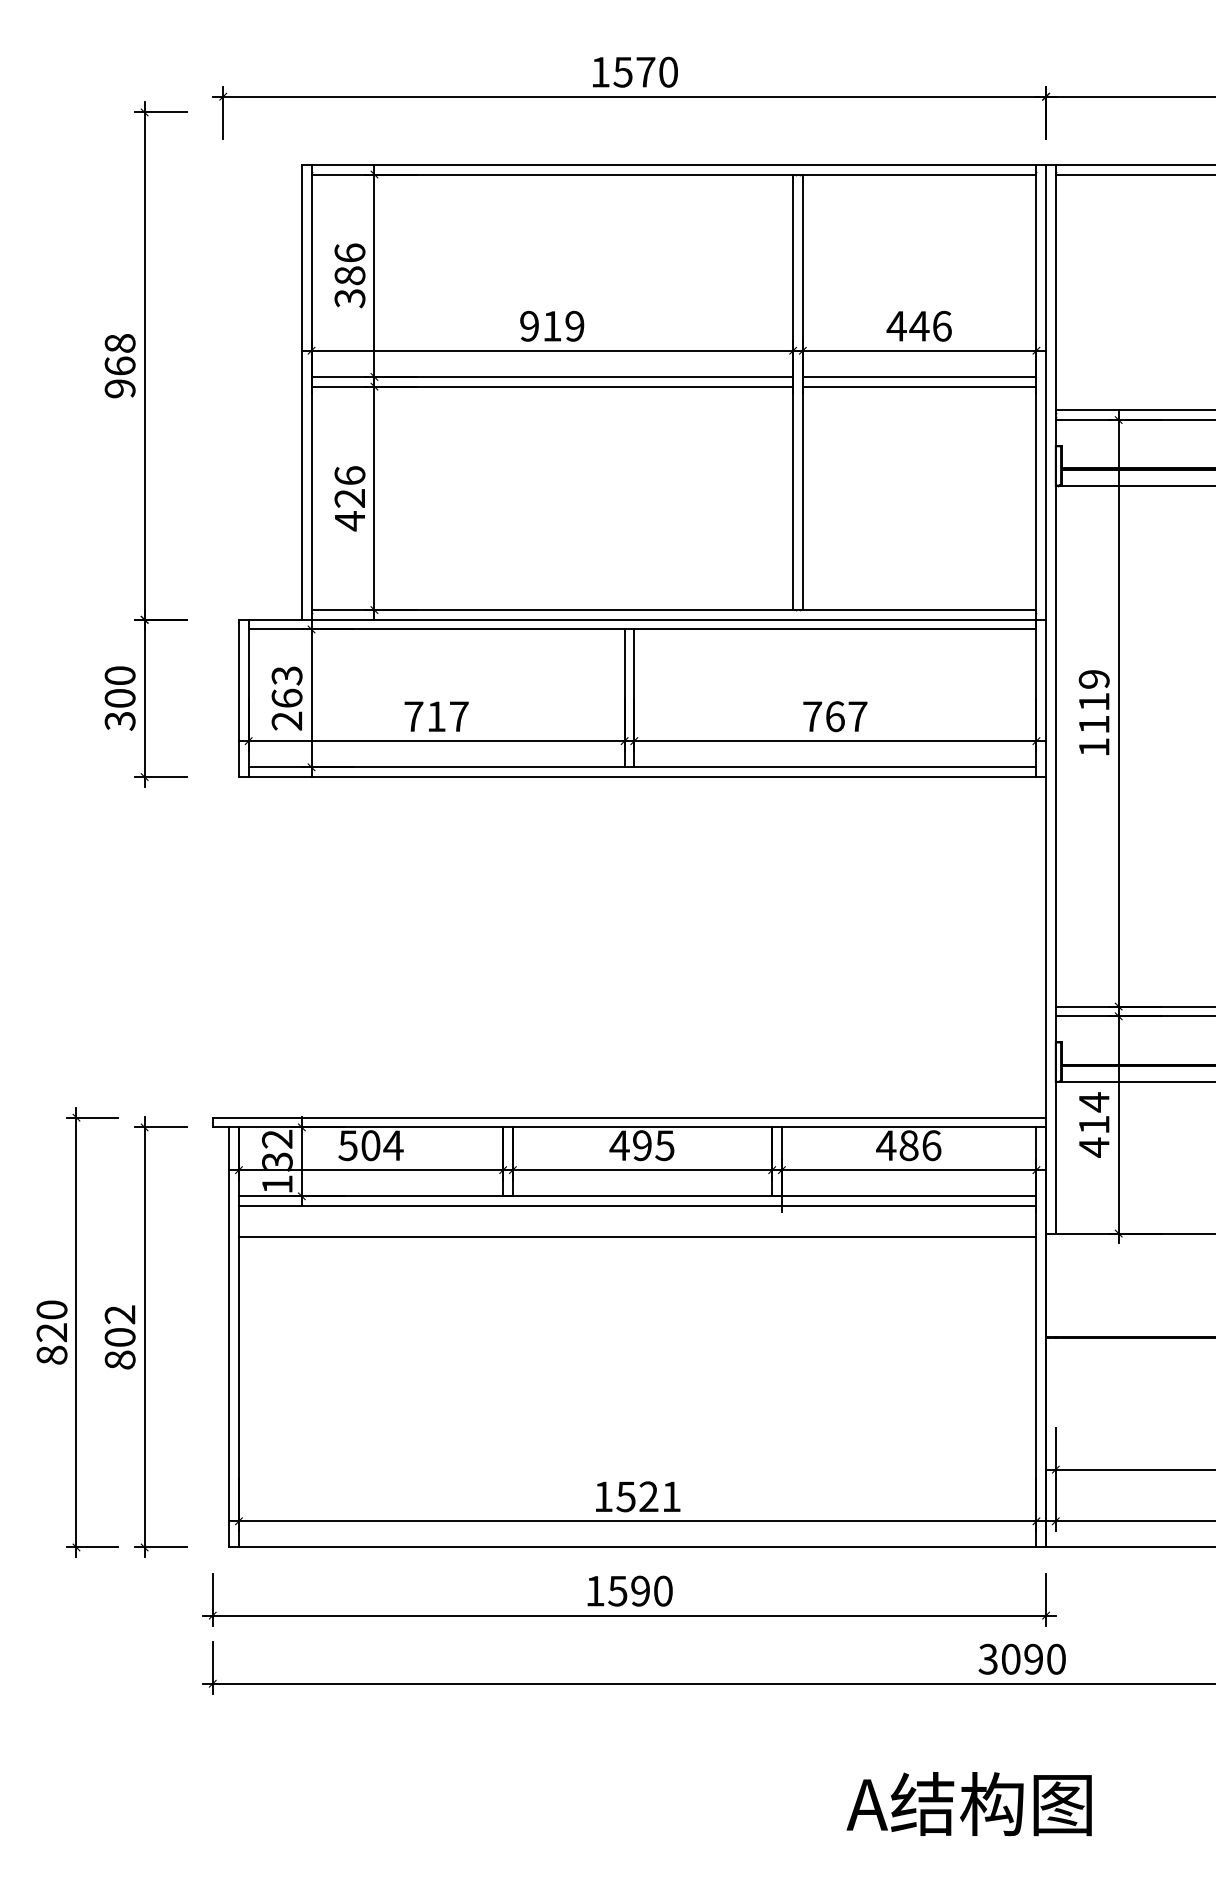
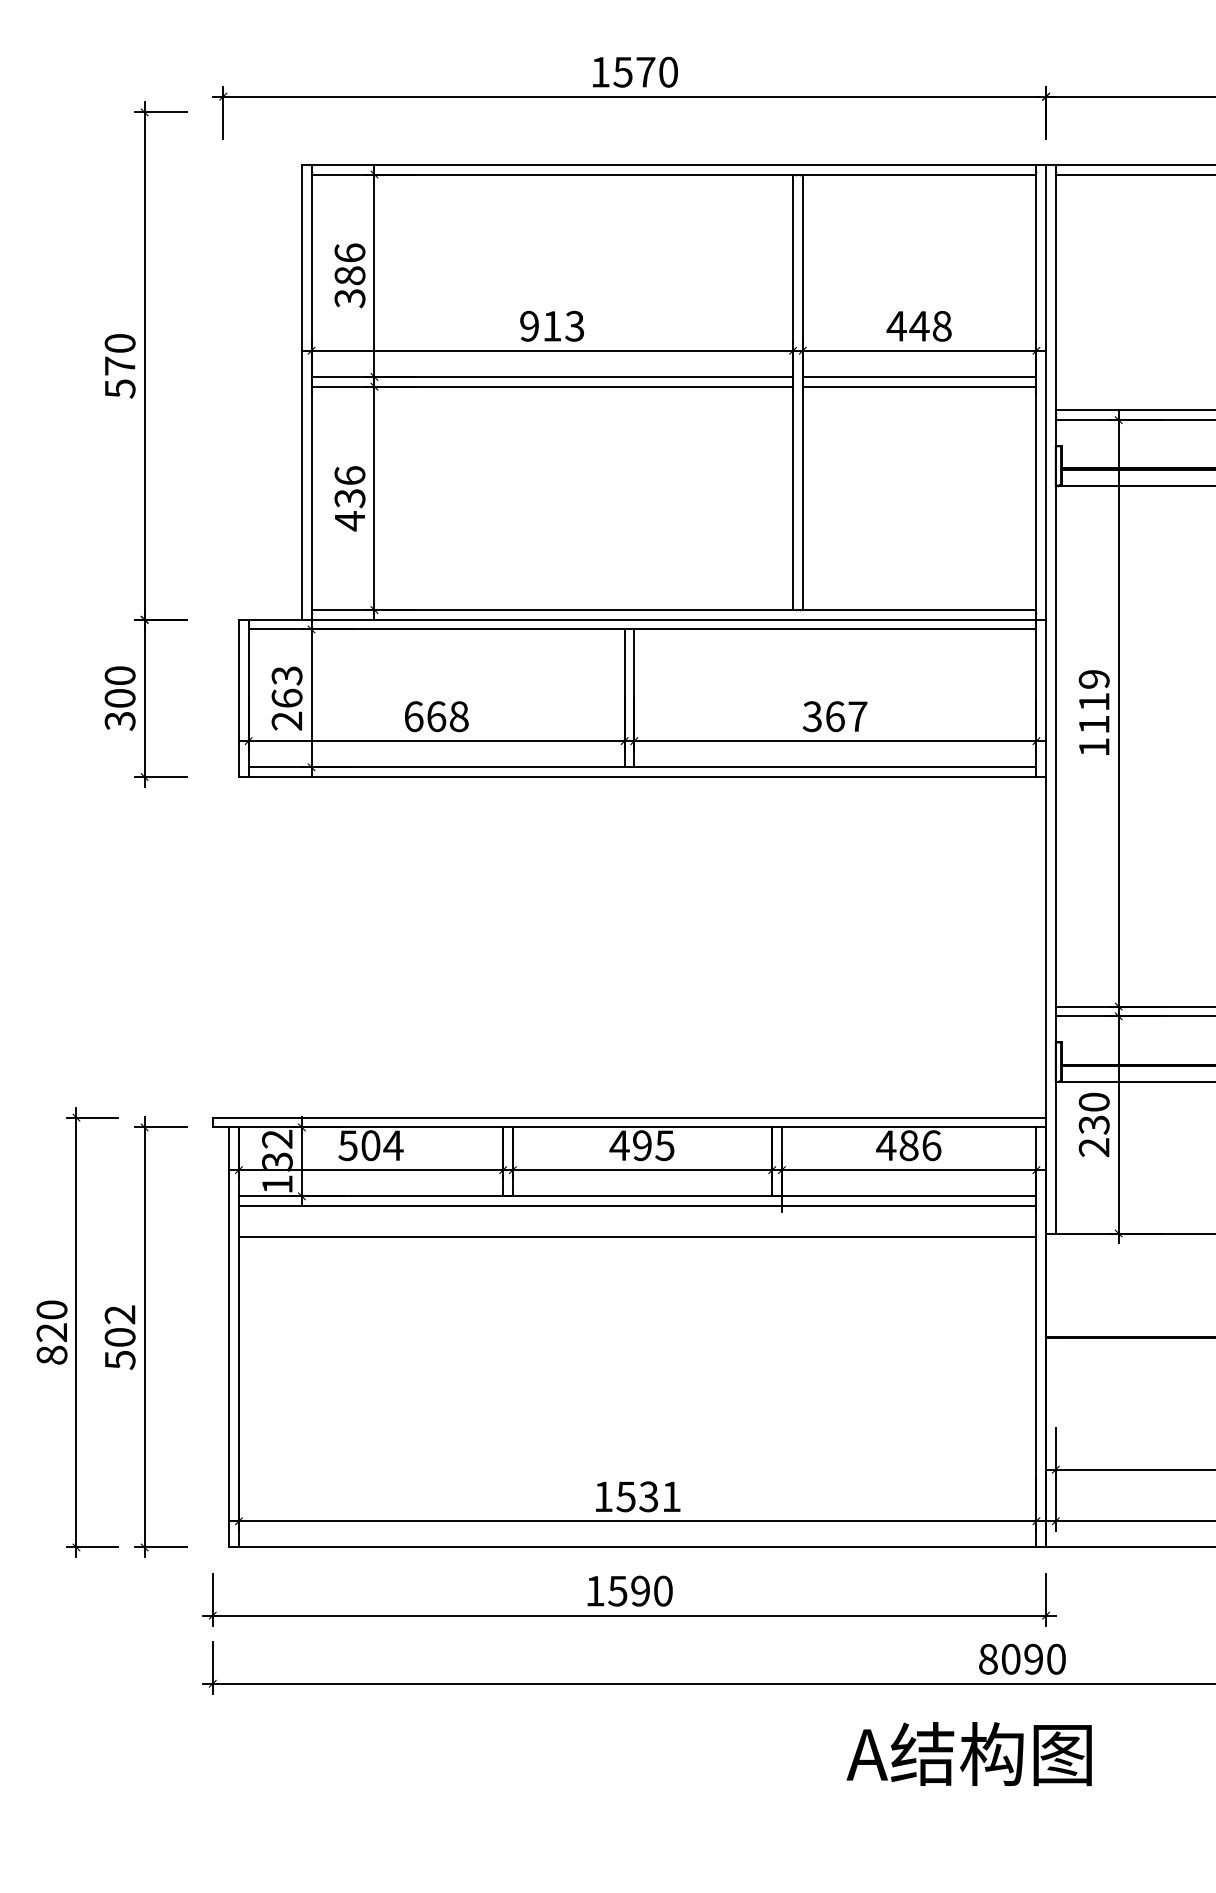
text: 446 -> 448 (941, 325)
text: 919 -> 913 (574, 326)
text: 968 -> 570 (119, 366)
text: 426 -> 436 (350, 498)
text: 717 -> 668 (436, 716)
text: 767 -> 367 (812, 716)
text: 414 -> 230 (1093, 1124)
text: 802 -> 502 (119, 1360)
text: 1521 -> 1531 (648, 1496)
text: 3090 -> 8090 (987, 1658)
text position: (968, 1804) -> (968, 1754) (968, 1754)
